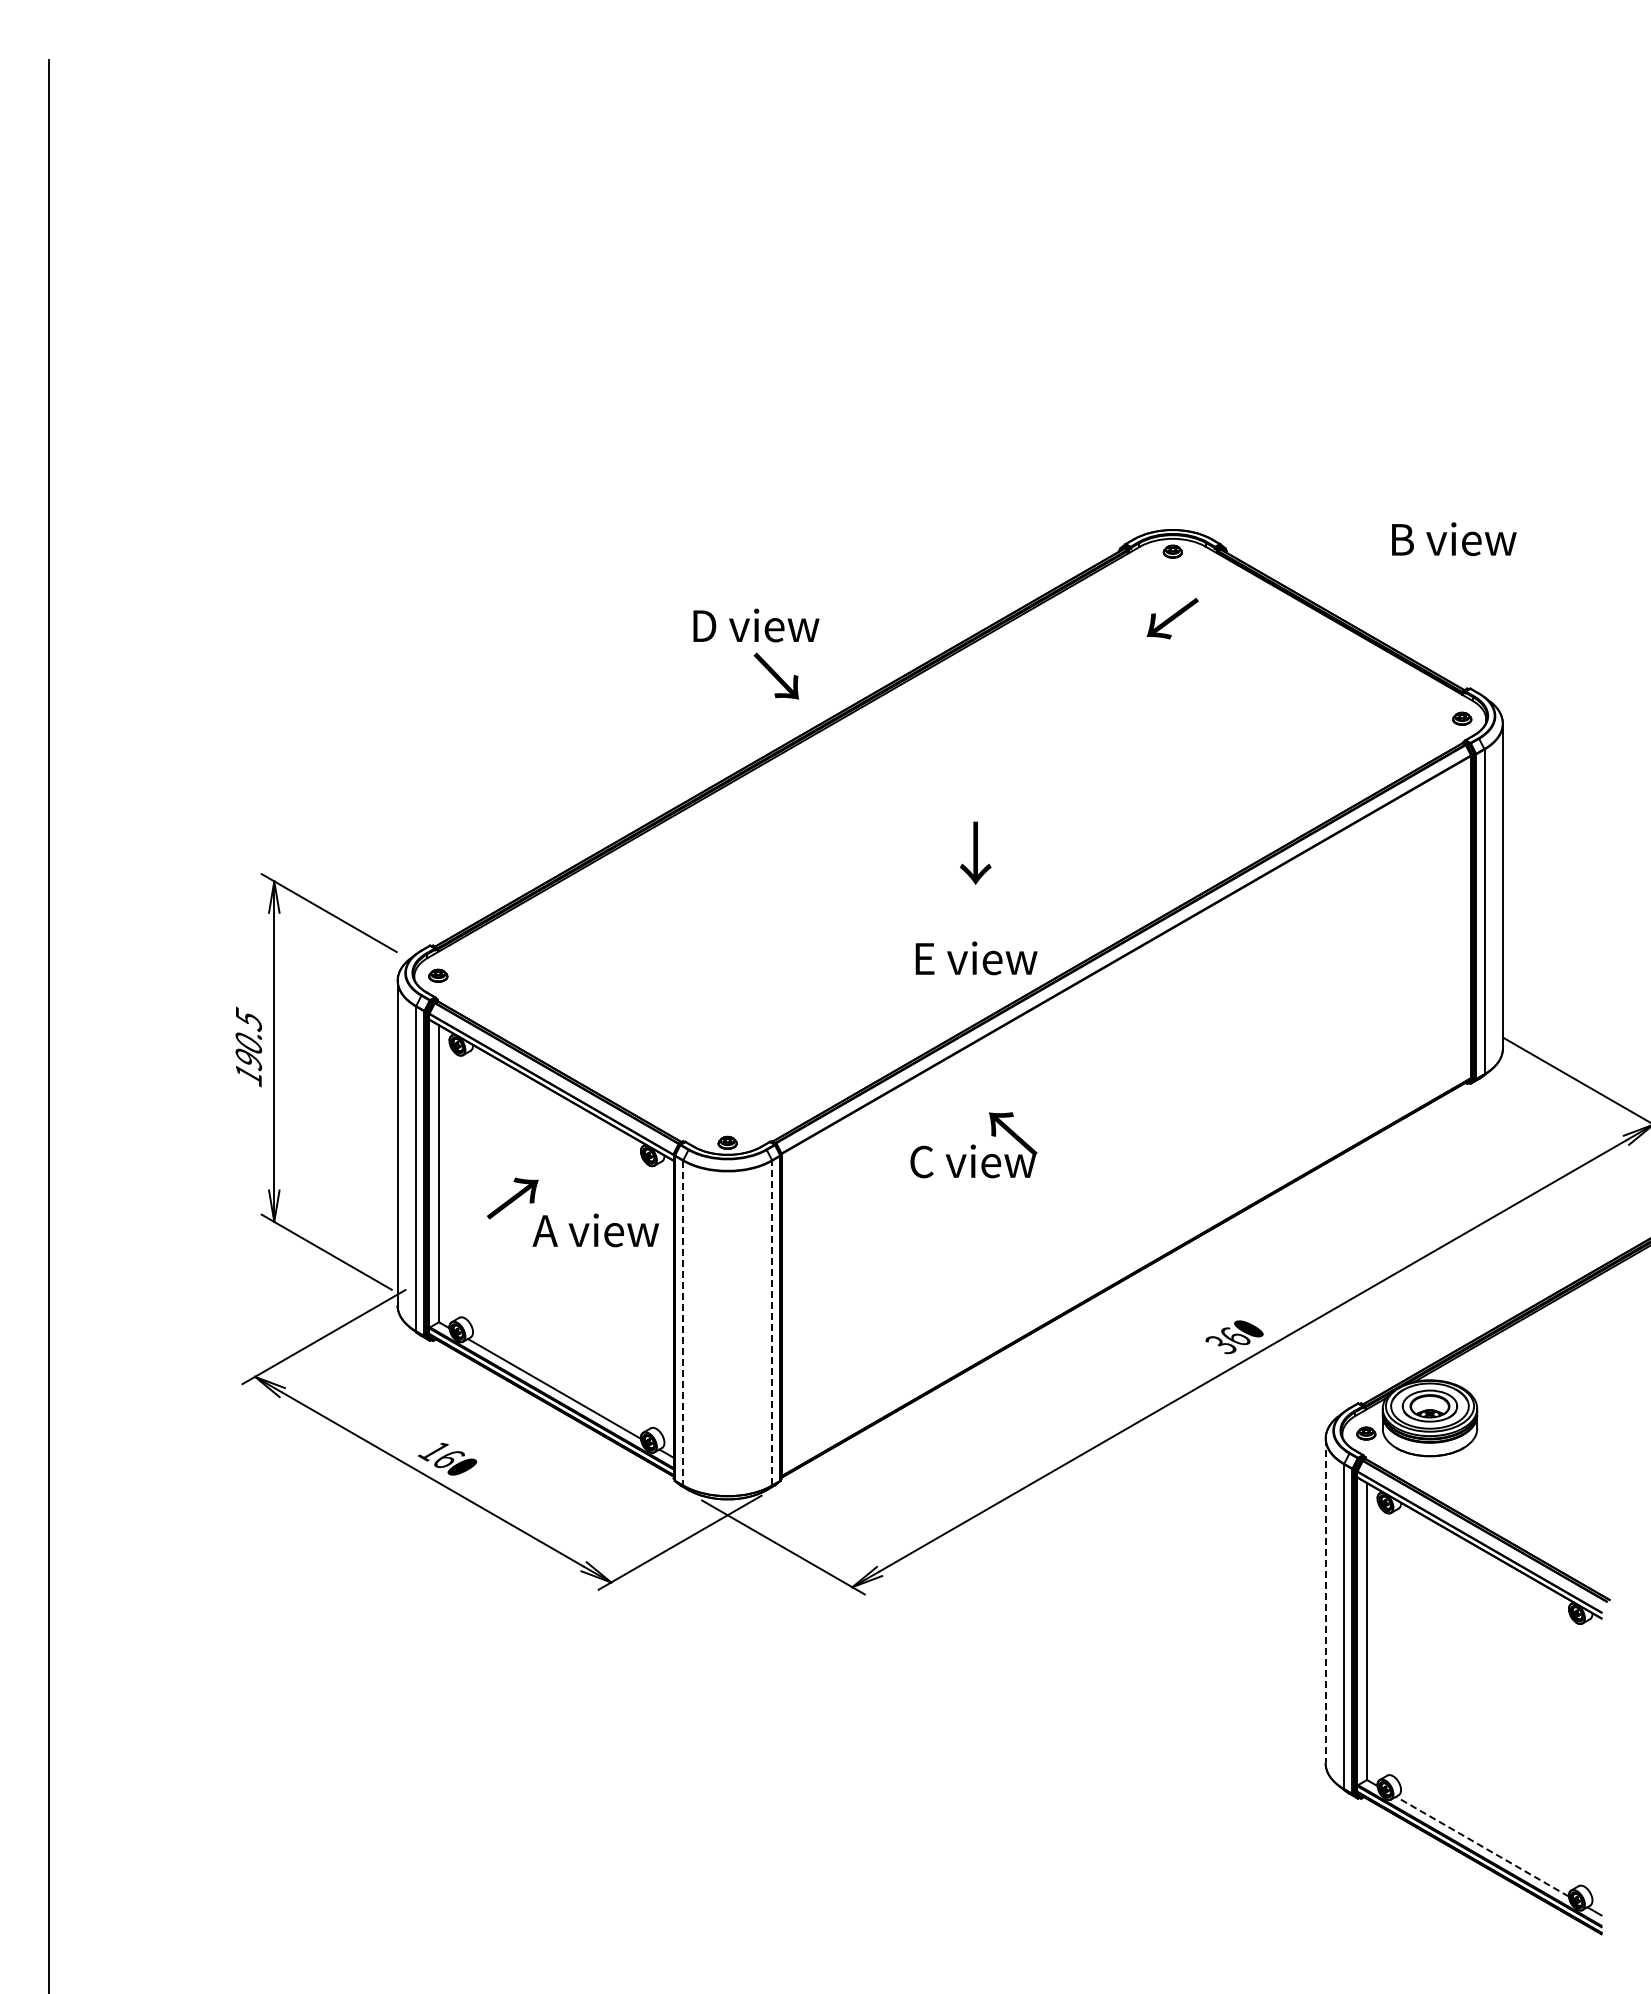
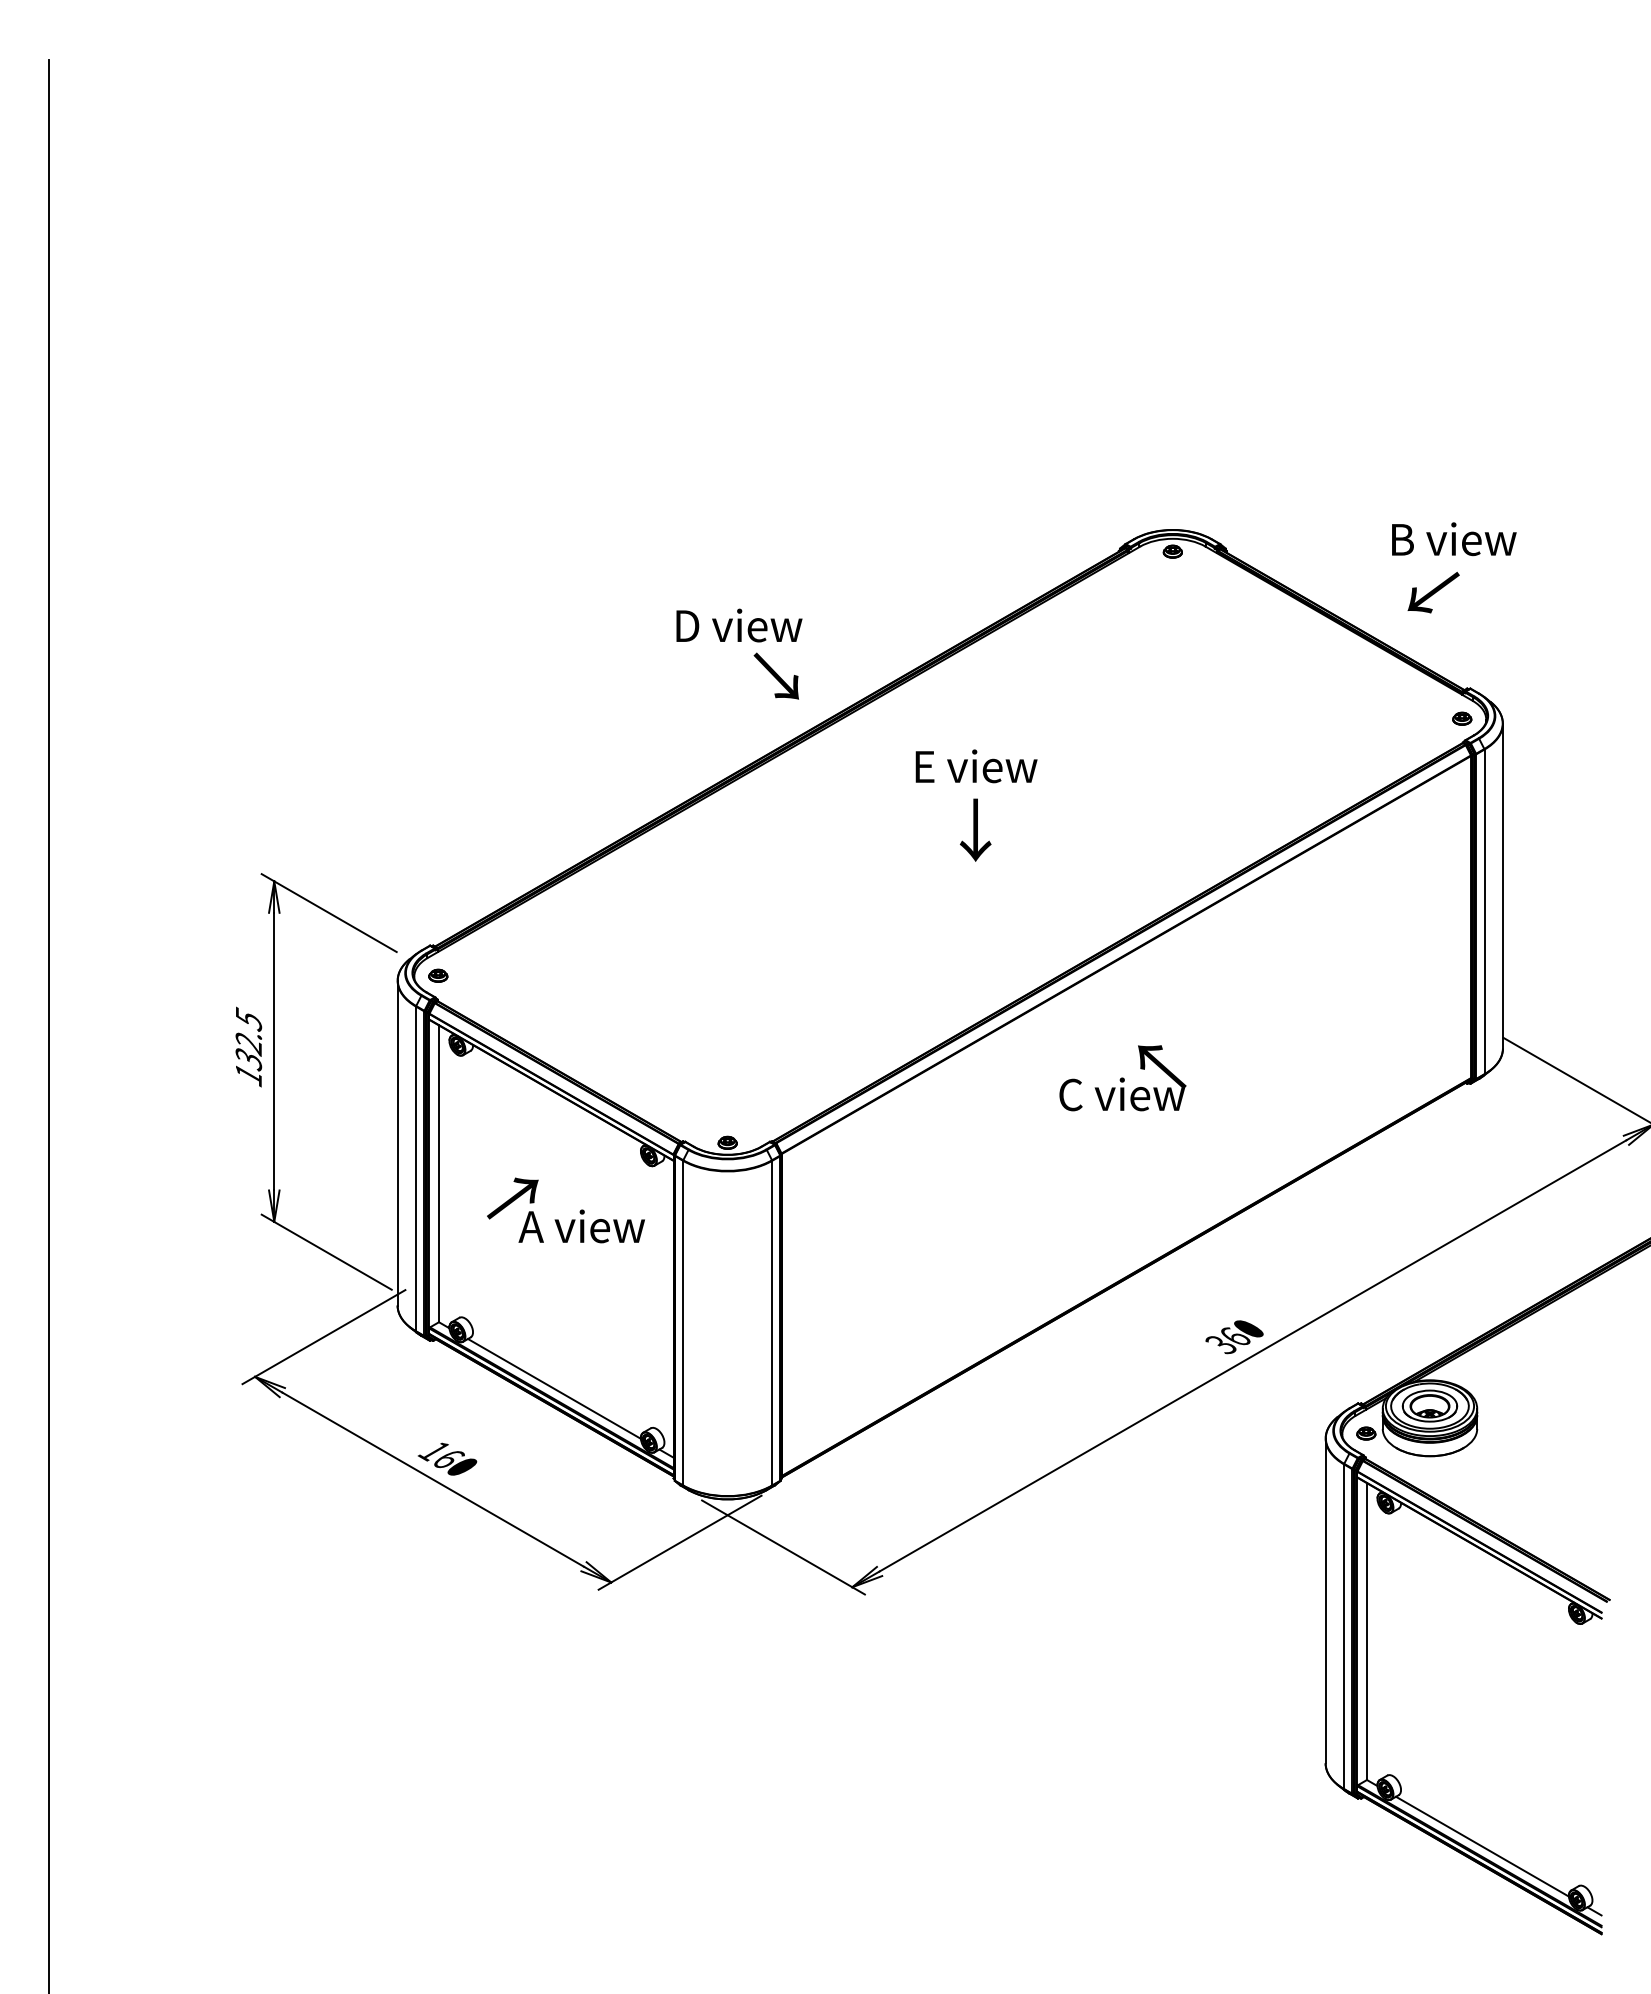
text position: (1172, 618) -> (1433, 592) (1433, 592)
text position: (756, 625) -> (739, 625) (739, 625)
text position: (975, 852) -> (975, 829) (975, 829)
text position: (976, 958) -> (976, 766) (976, 766)
text: 190.5 -> 132.5 (248, 1051)
text position: (973, 1145) -> (1122, 1078) (1122, 1078)
text position: (595, 1230) -> (581, 1226) (581, 1226)
line: dashed -> solid (772, 1322)
line: dashed -> solid (683, 1323)
line: dashed -> solid (1325, 1601)
line: dashed -> solid (1482, 1846)
